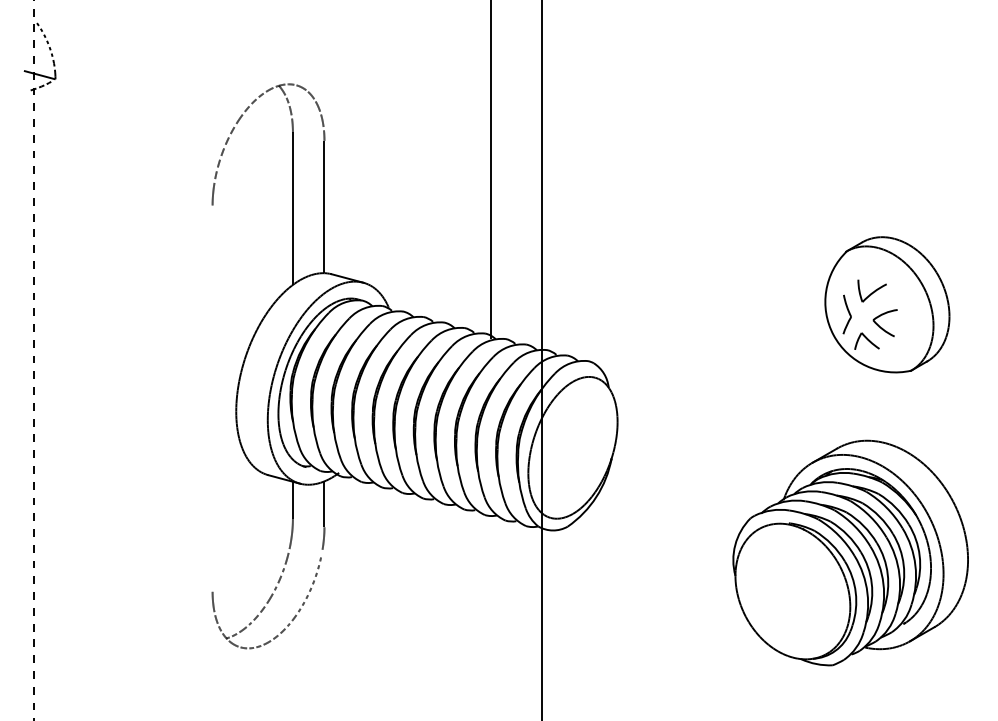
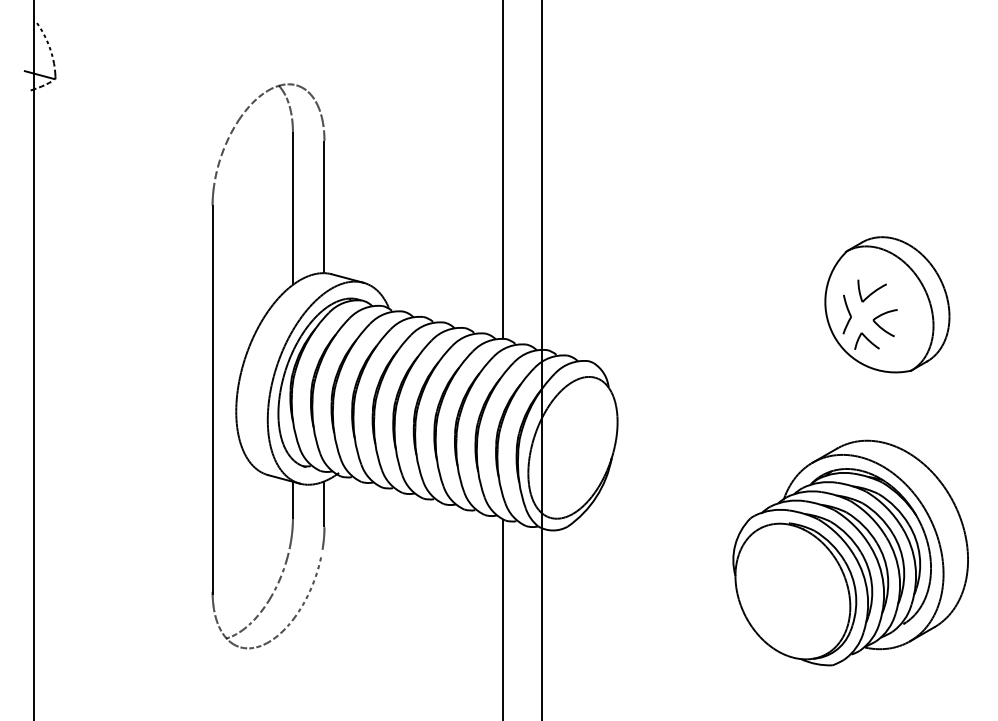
line position: (490, 170) -> (502, 170) (502, 170)
line: dashed -> solid (33, 360)
line: none -> present (212, 400)
line: none -> present (502, 618)
